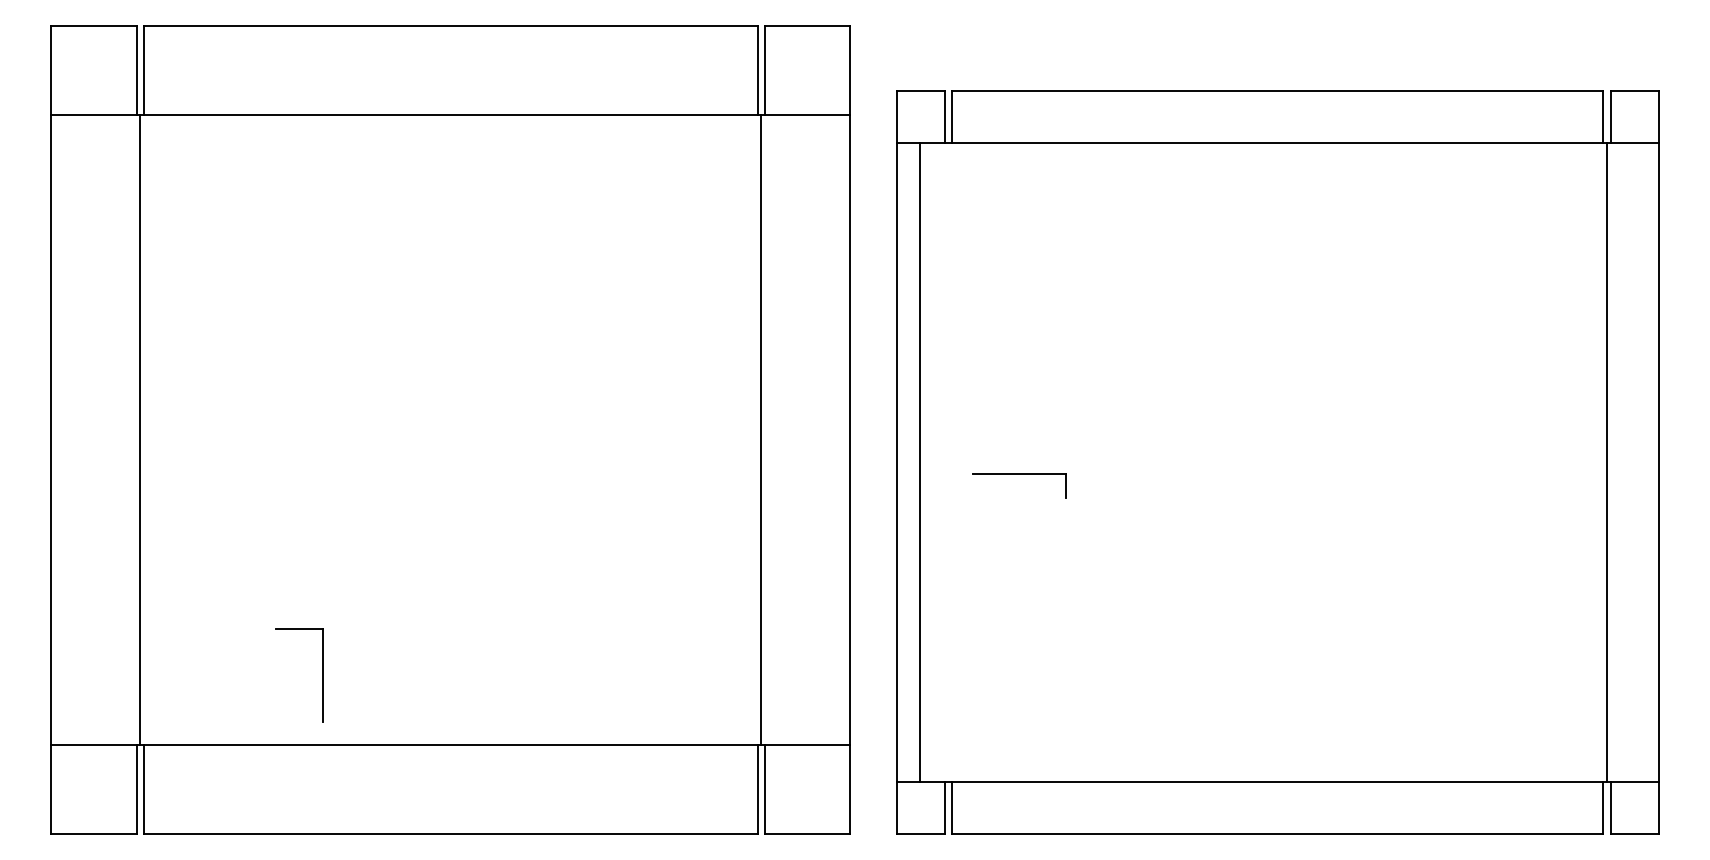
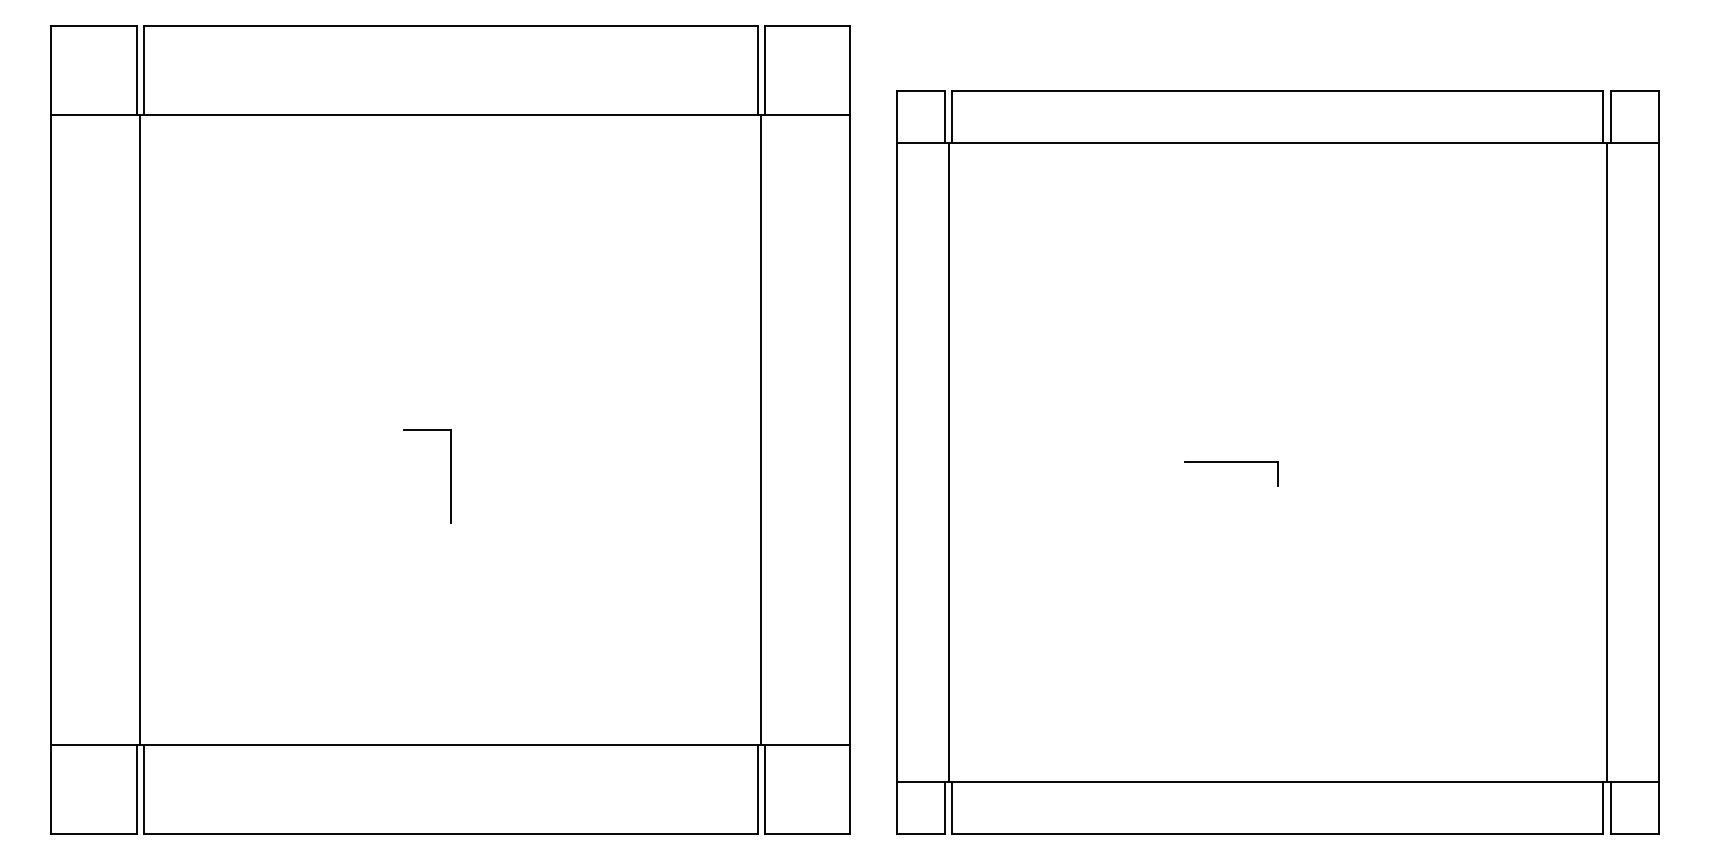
line position: (919, 462) -> (948, 462) (948, 462)
part position: (1019, 474) -> (1231, 462) (1231, 462)
part position: (322, 675) -> (450, 476) (450, 476)
